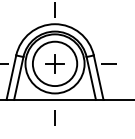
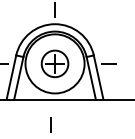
circle diameter: 44 px -> 27 px (54, 63)
line position: (54, 117) -> (50, 124) (50, 124)
